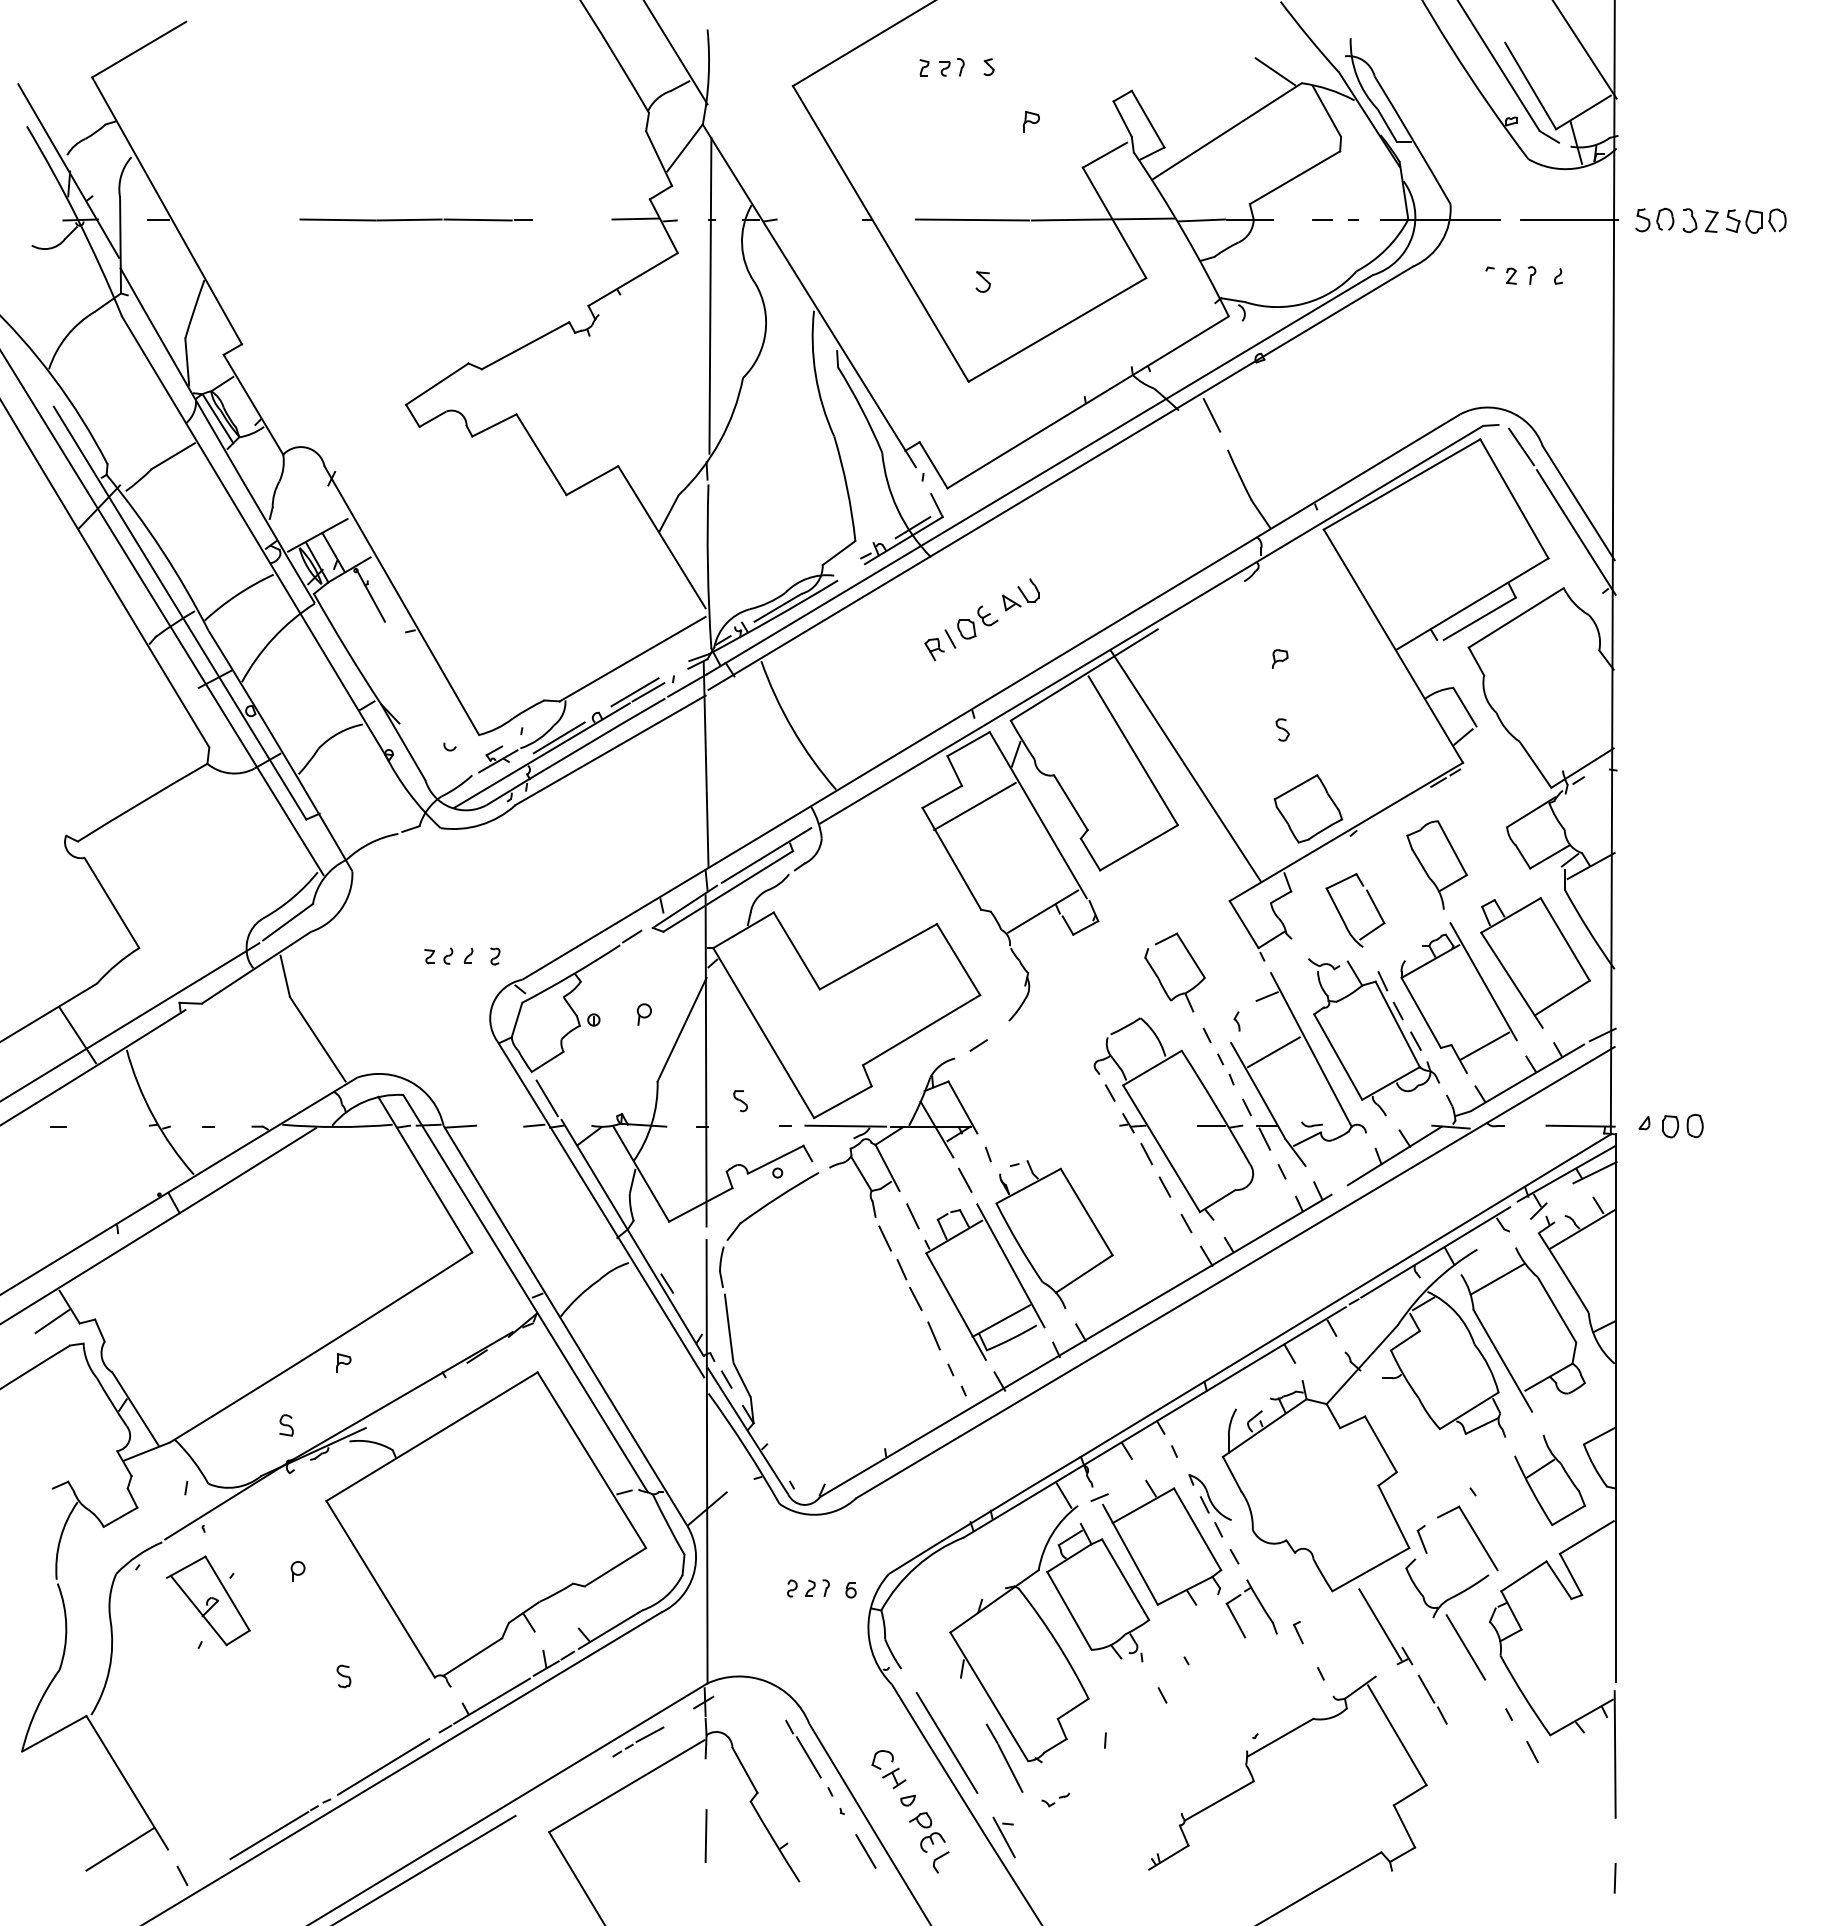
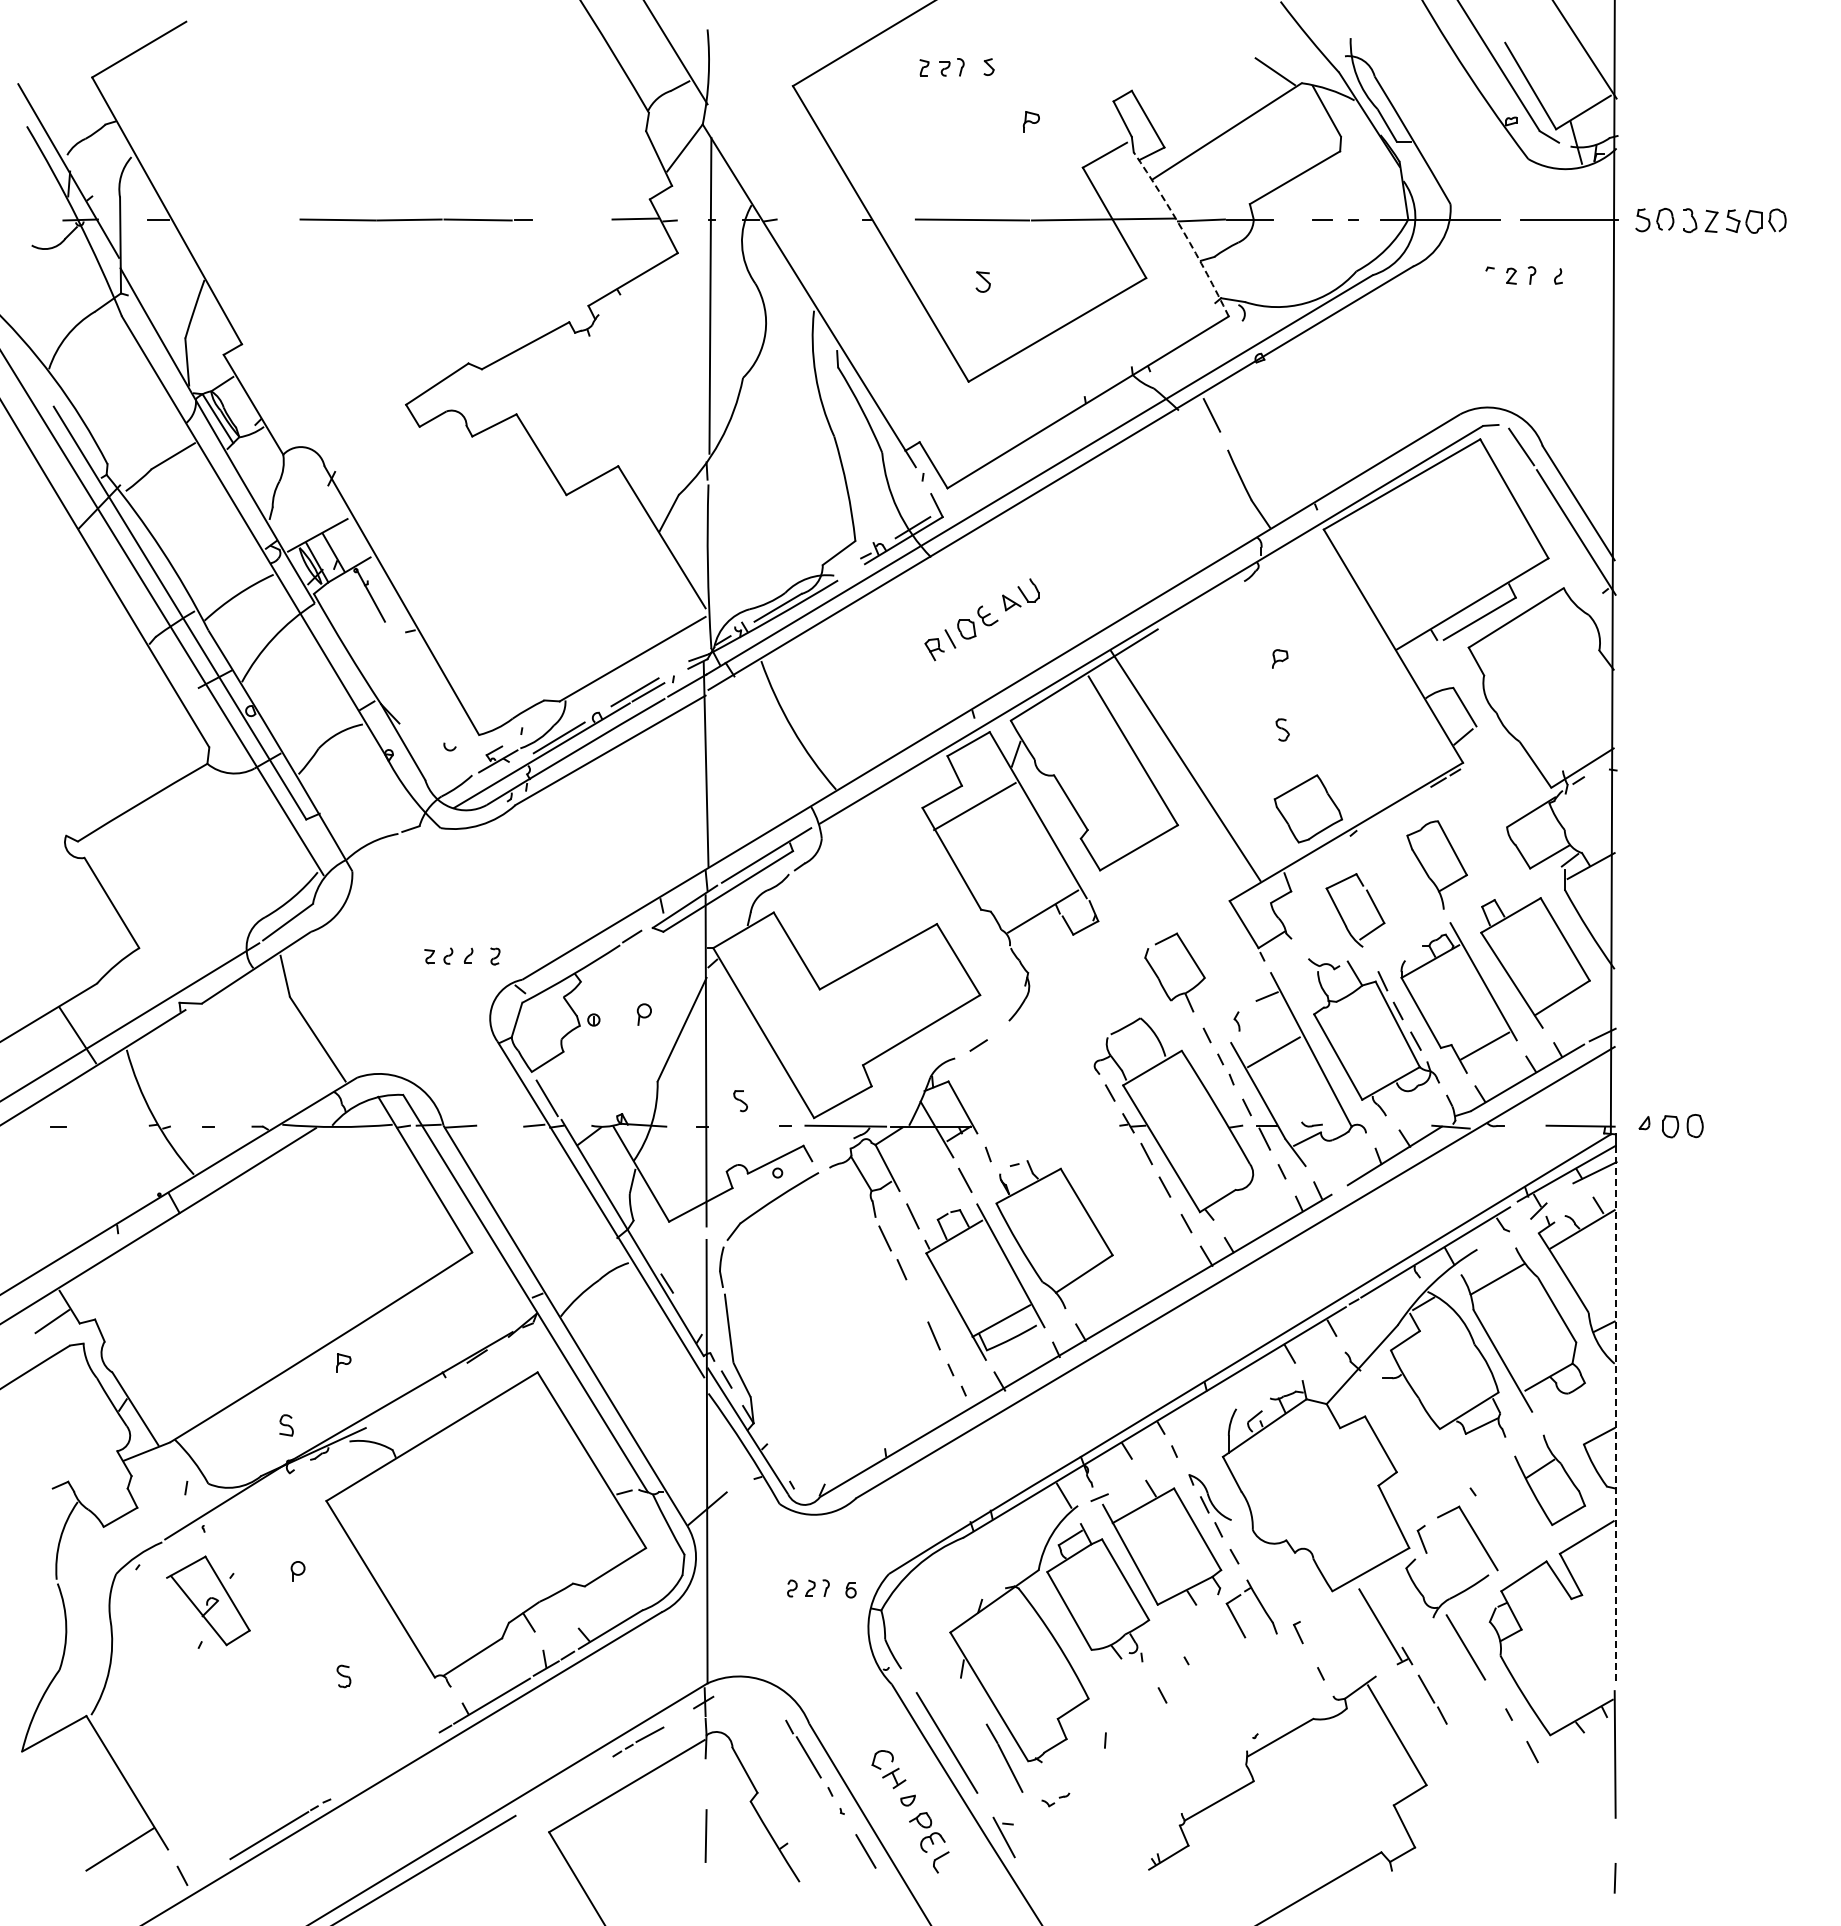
arc: solid -> dashed (1184, 232)
line: present -> none (1211, 1125)
line: present -> none (915, 1298)
line: solid -> dashed (1615, 1414)
line: present -> none (383, 1766)
